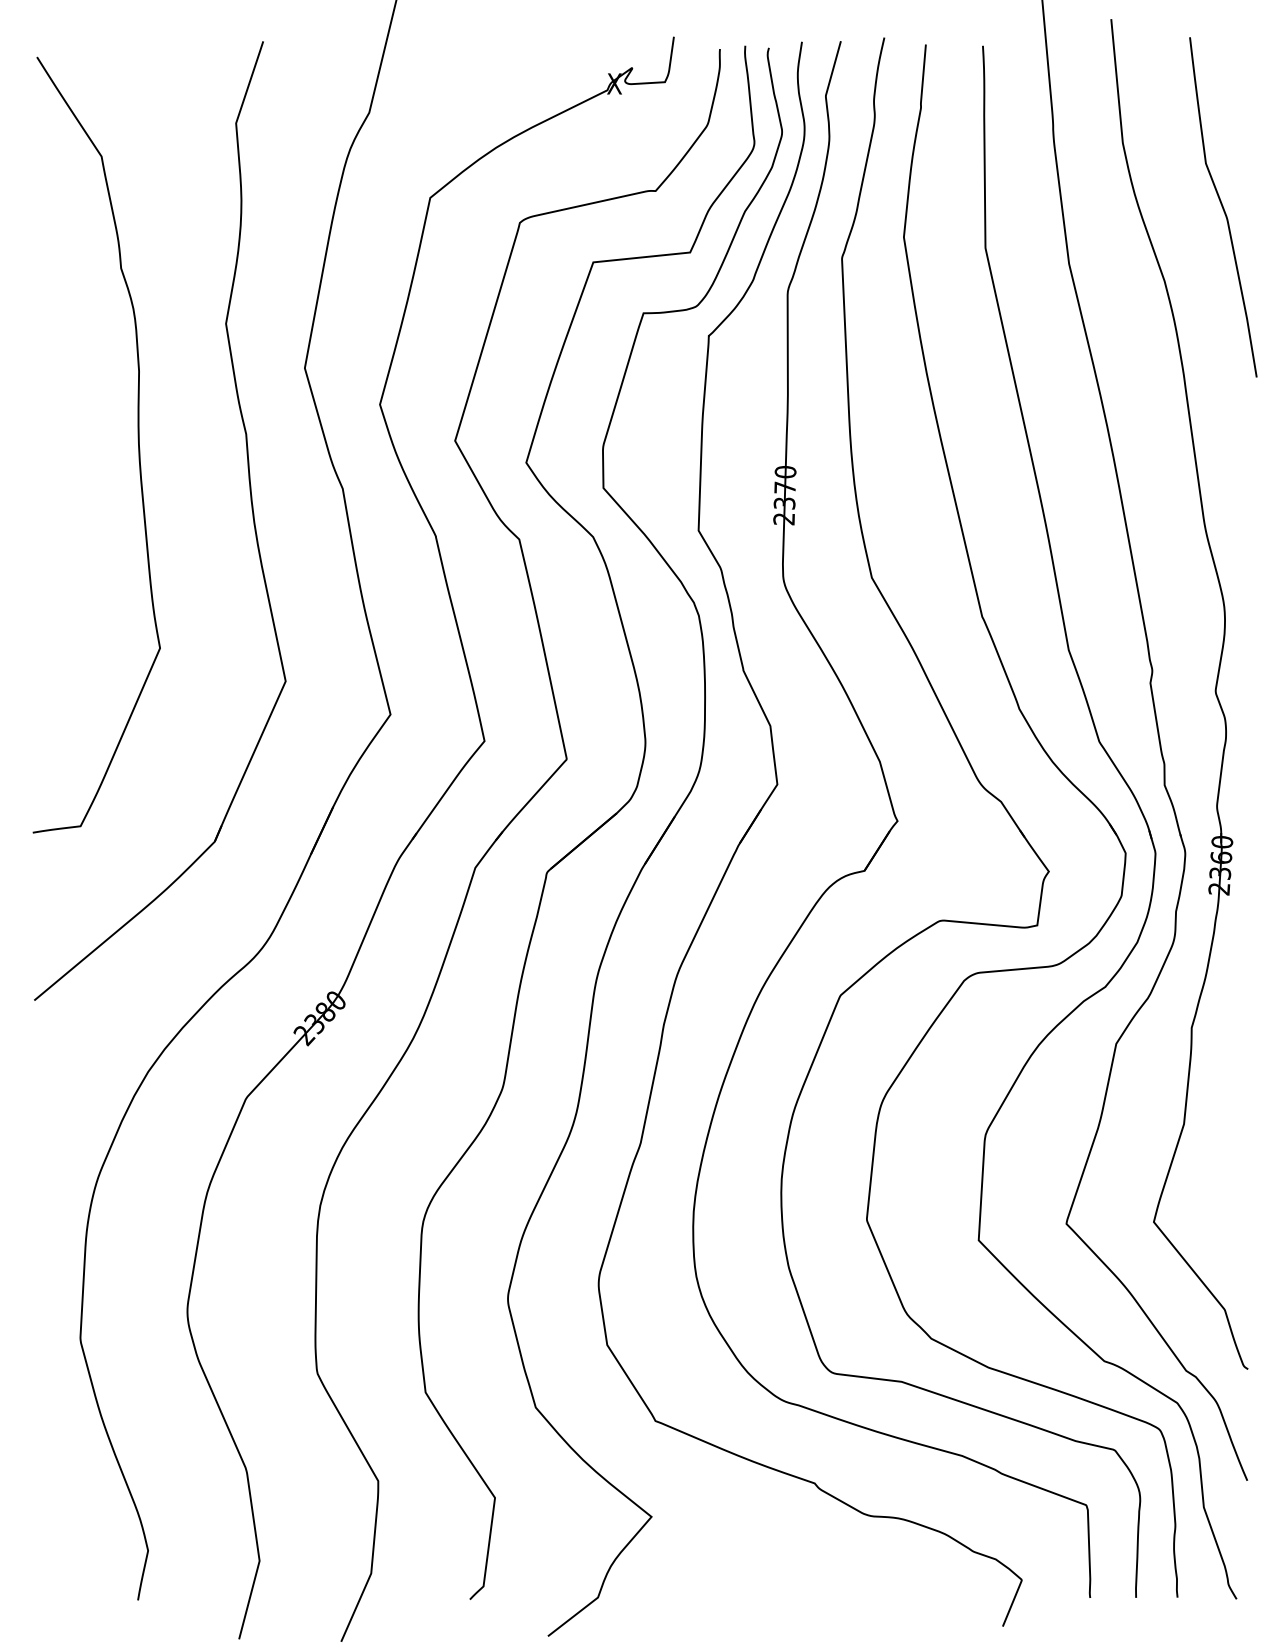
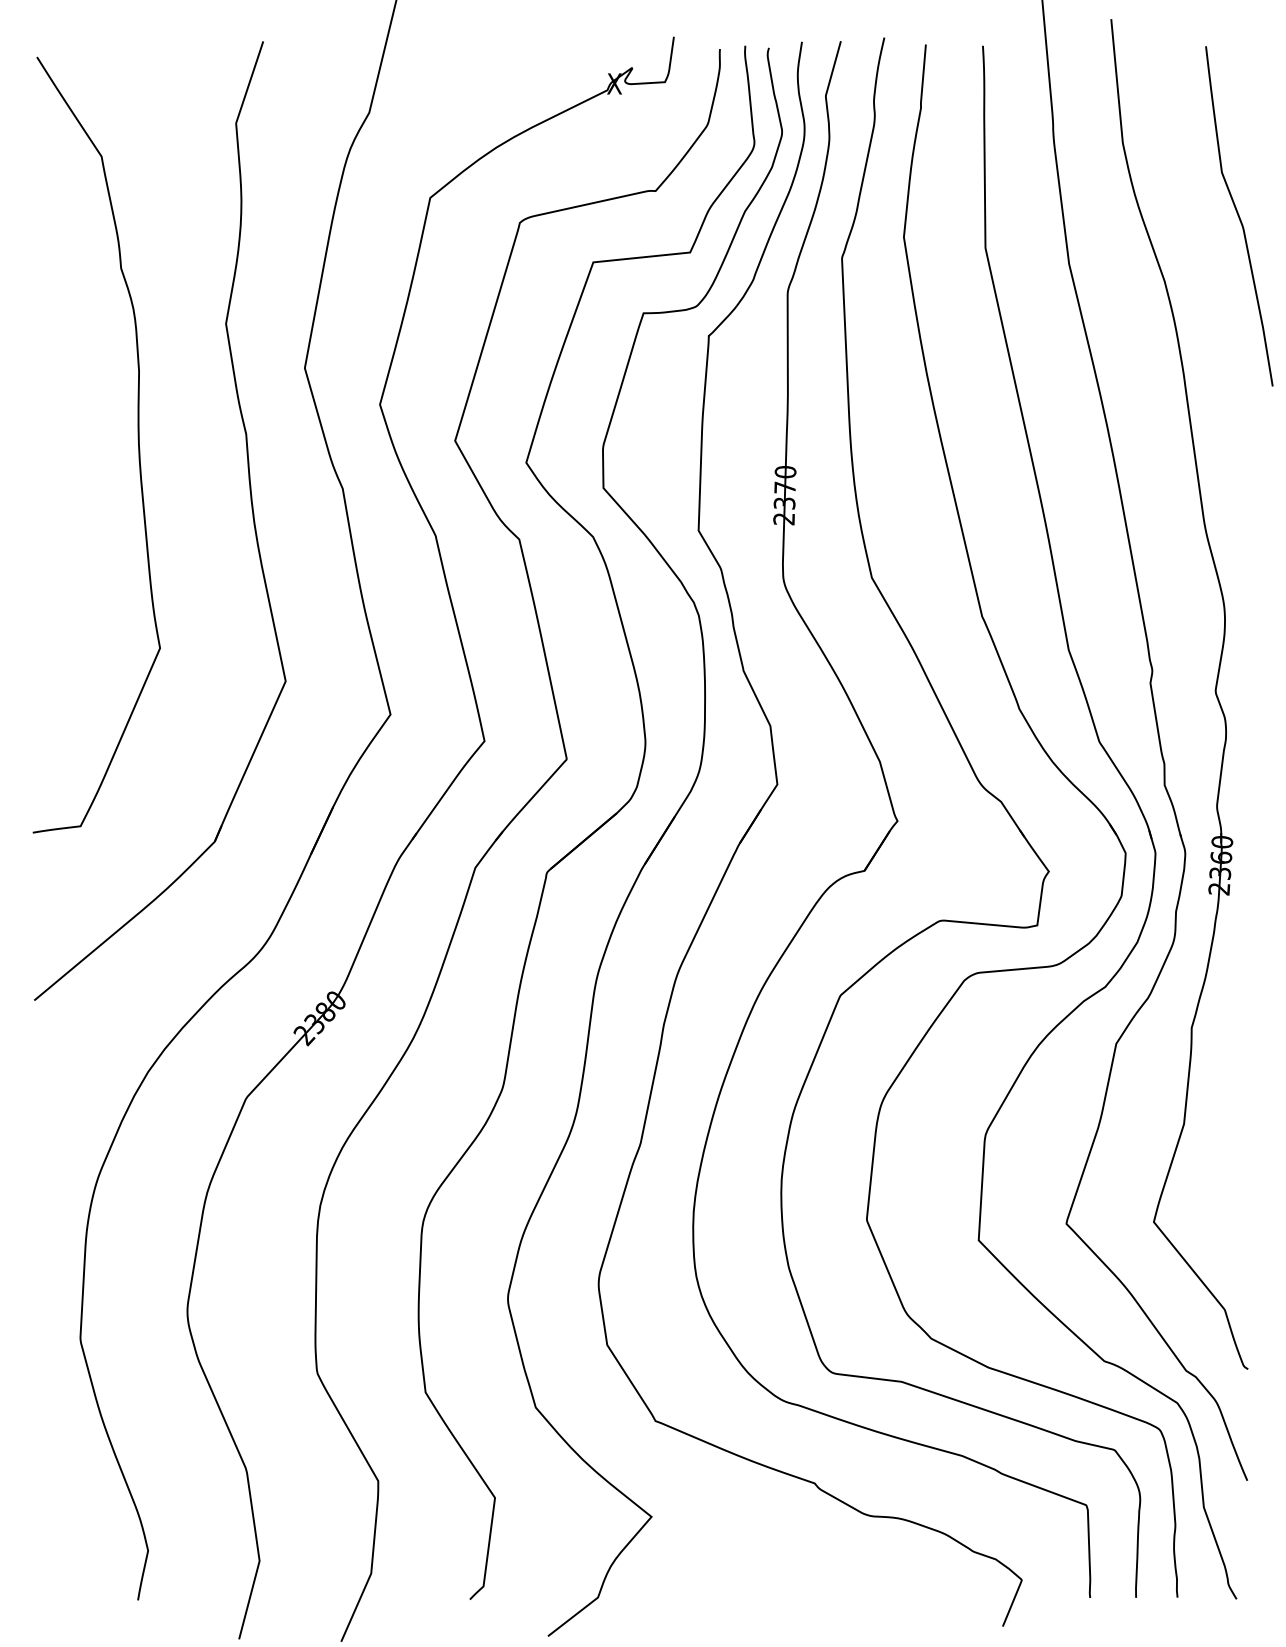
curve position: (1223, 207) -> (1239, 216) (1239, 216)
